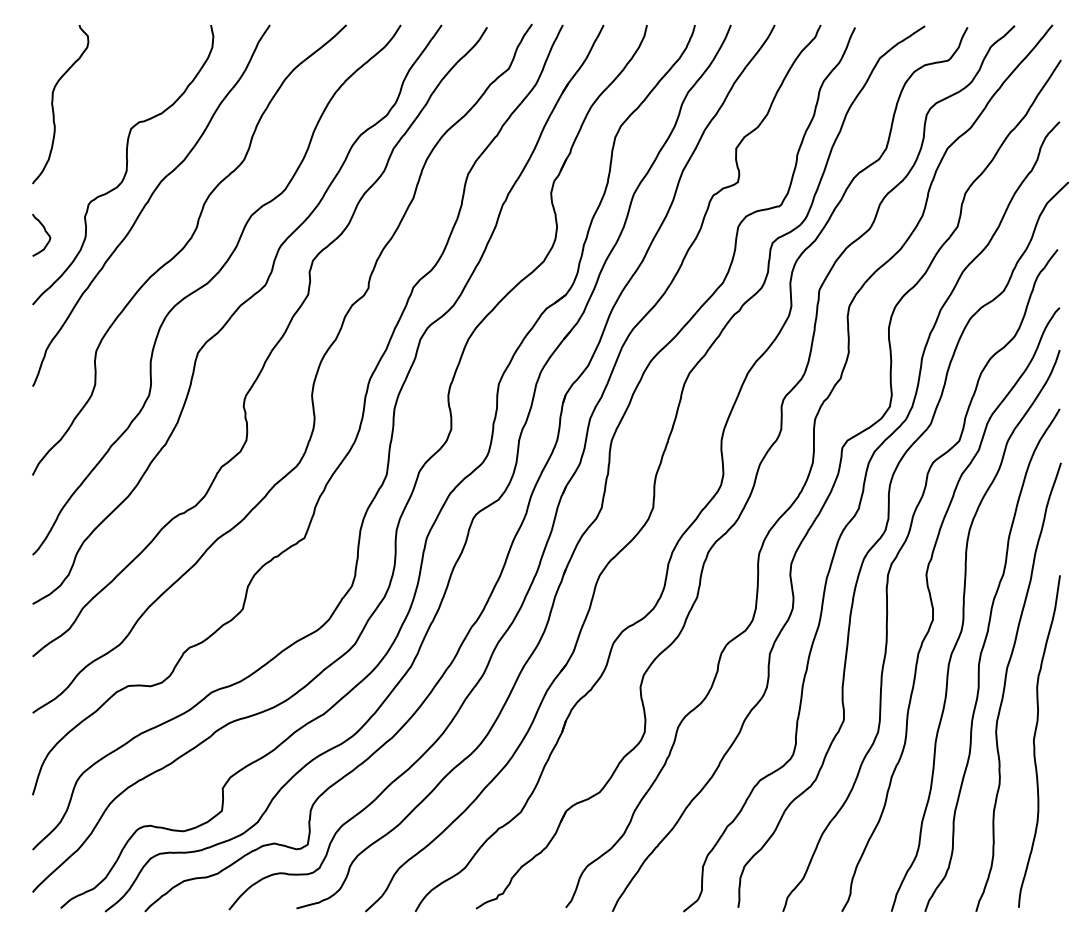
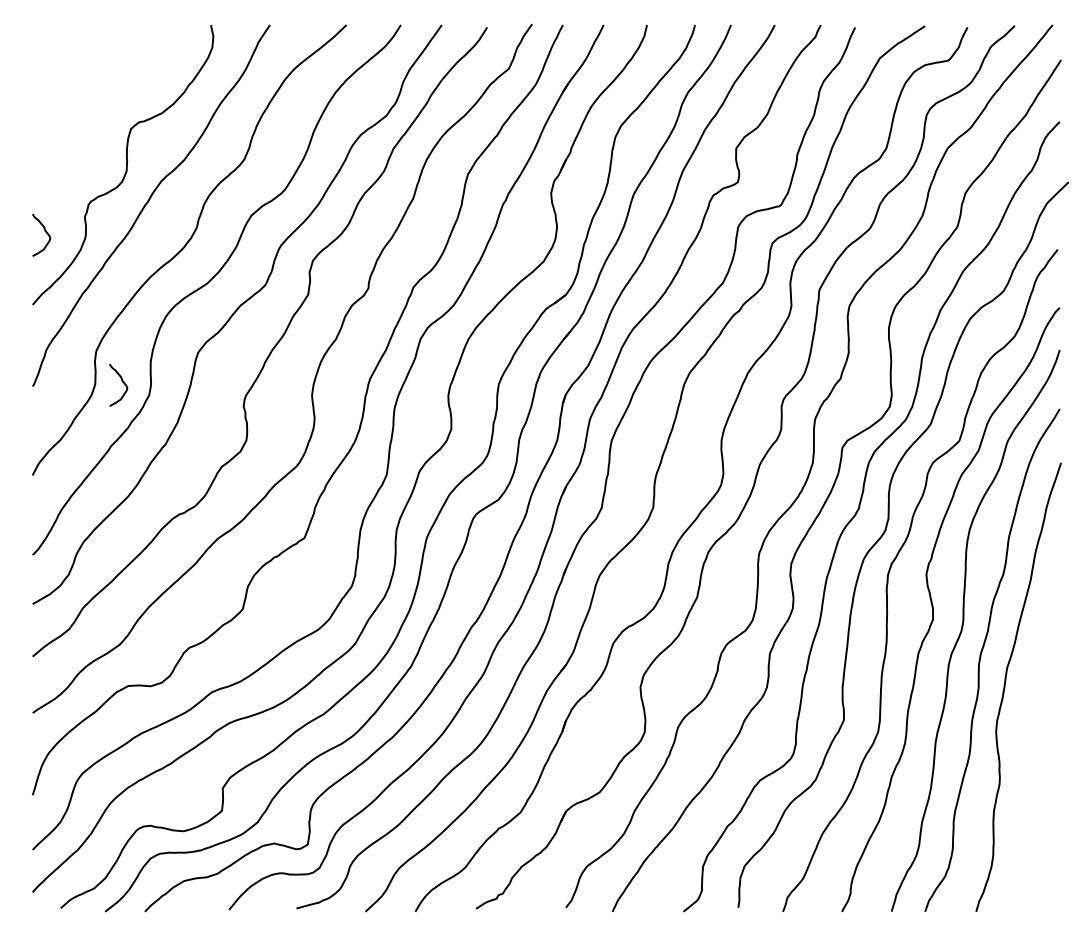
curve: present -> none (53, 104)
curve: none -> present (121, 381)
curve: present -> none (1035, 738)
